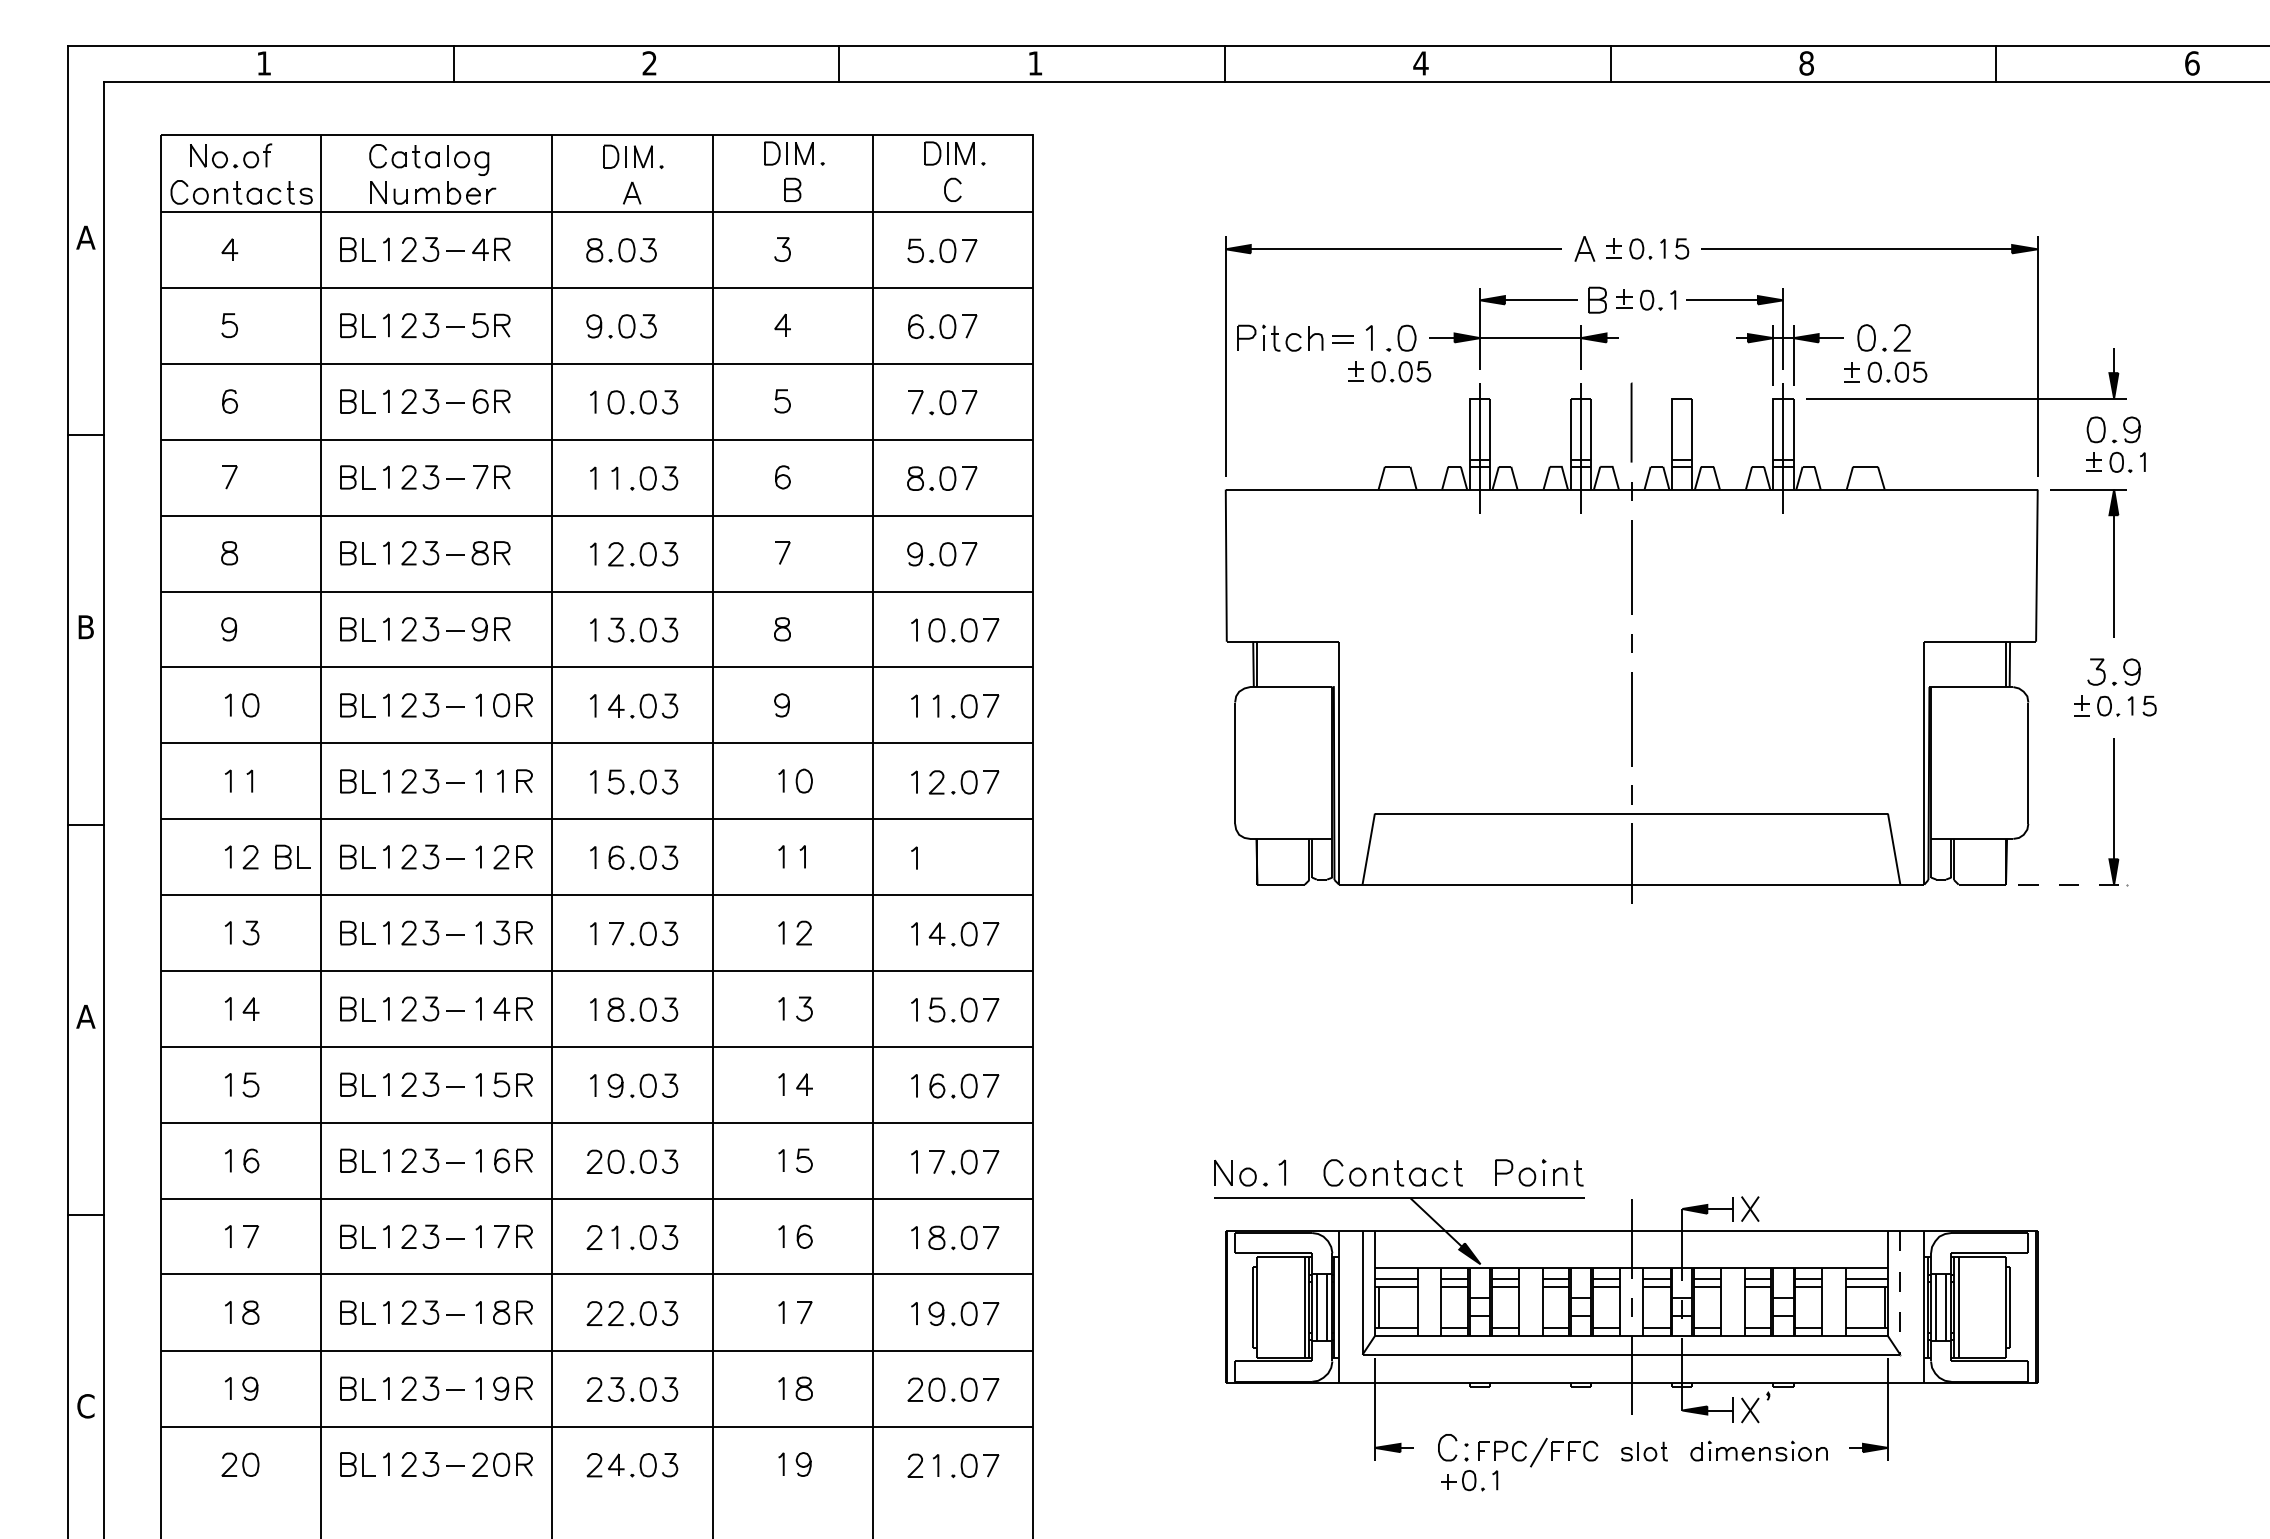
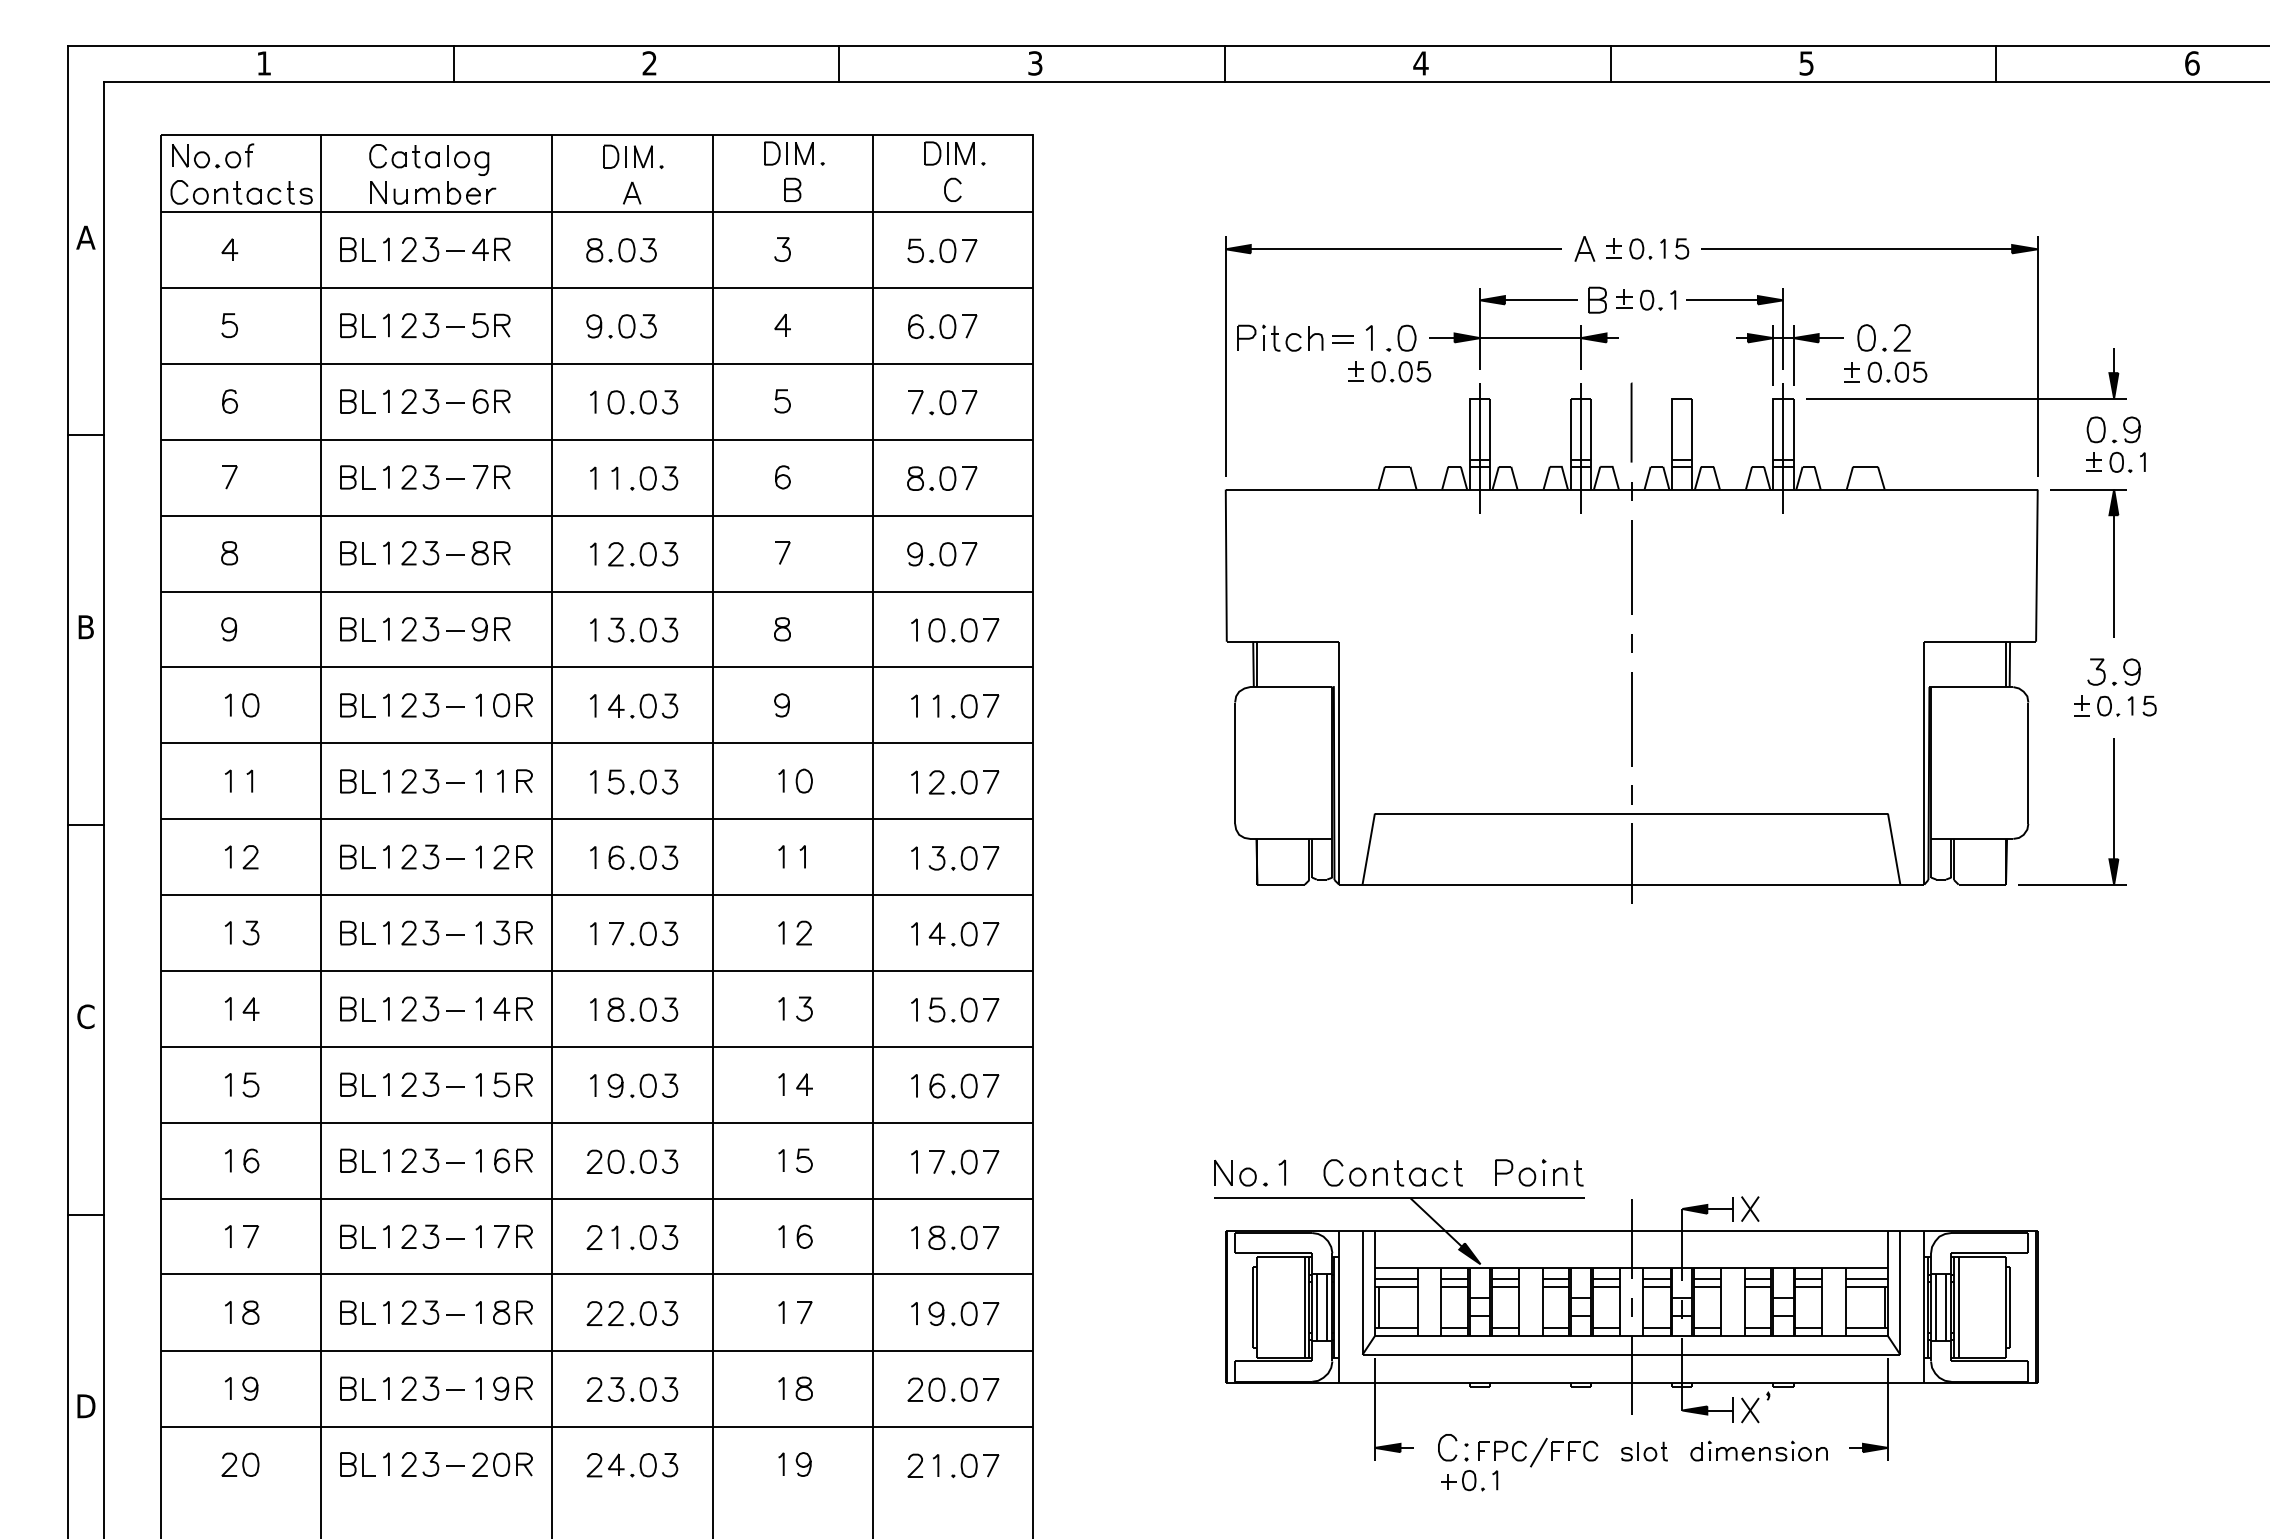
text: 1 -> 3 (1035, 63)
text: 8 -> 5 (1806, 63)
part position: (231, 155) -> (213, 155) (213, 155)
part: present -> none (292, 856)
part: none -> present (963, 858)
line: dashed -> solid (2073, 884)
text: A -> C (85, 1016)
line: dashed -> solid (1900, 1294)
text: C -> D (86, 1406)
